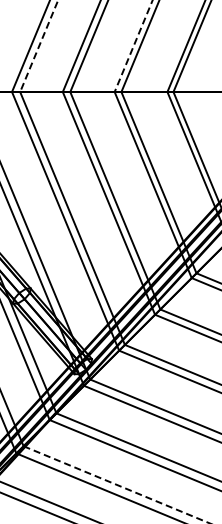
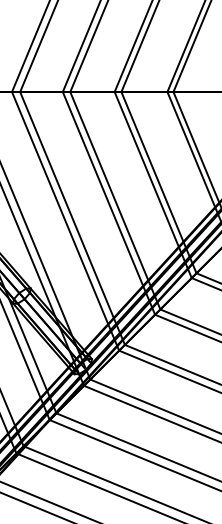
line: dashed -> solid (38, 46)
line: dashed -> solid (133, 46)
line: dashed -> solid (117, 485)
